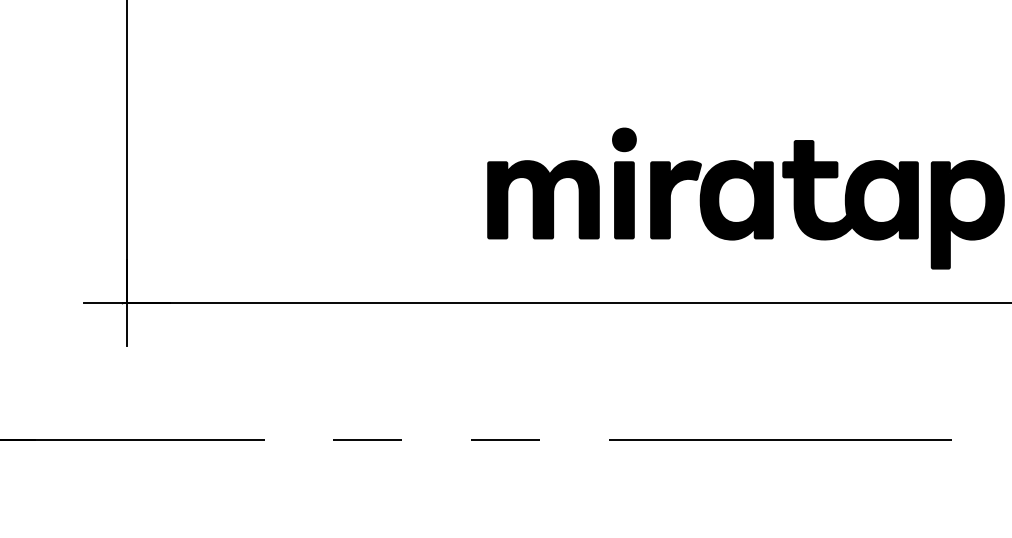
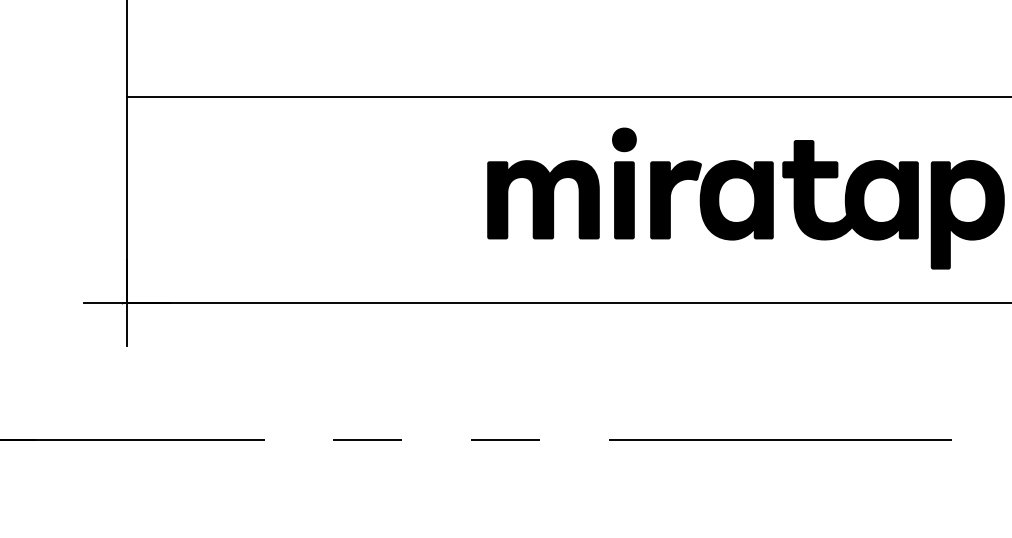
line: none -> present (567, 96)
